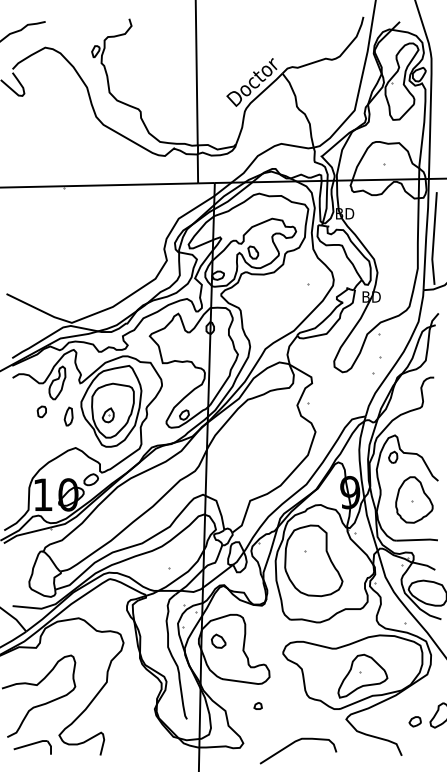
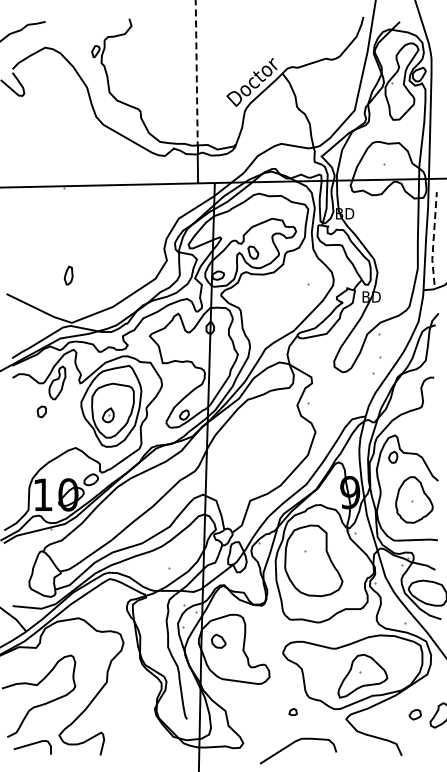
line: solid -> dashed (196, 72)
line: solid -> dashed (433, 238)
part position: (68, 416) -> (68, 275) (68, 275)
part position: (257, 705) -> (292, 711) (292, 711)
part position: (414, 721) -> (414, 714) (414, 714)
